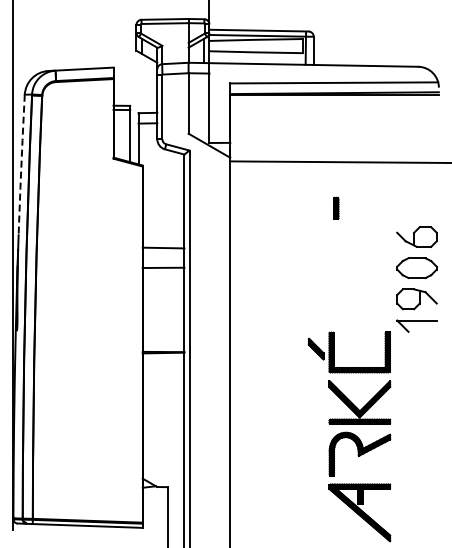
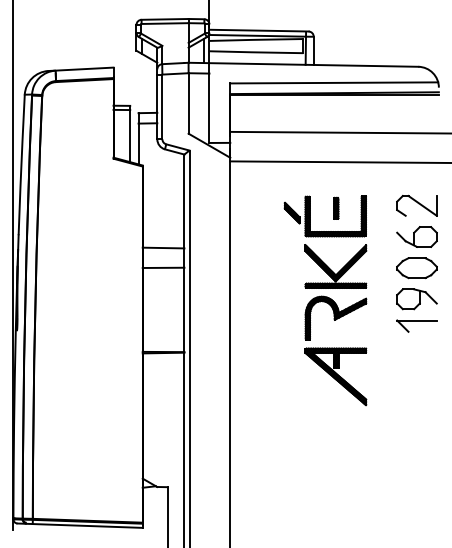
line: none -> present (339, 132)
line: dashed -> solid (21, 165)
part: none -> present (416, 205)
part position: (349, 436) -> (325, 300) (325, 300)
